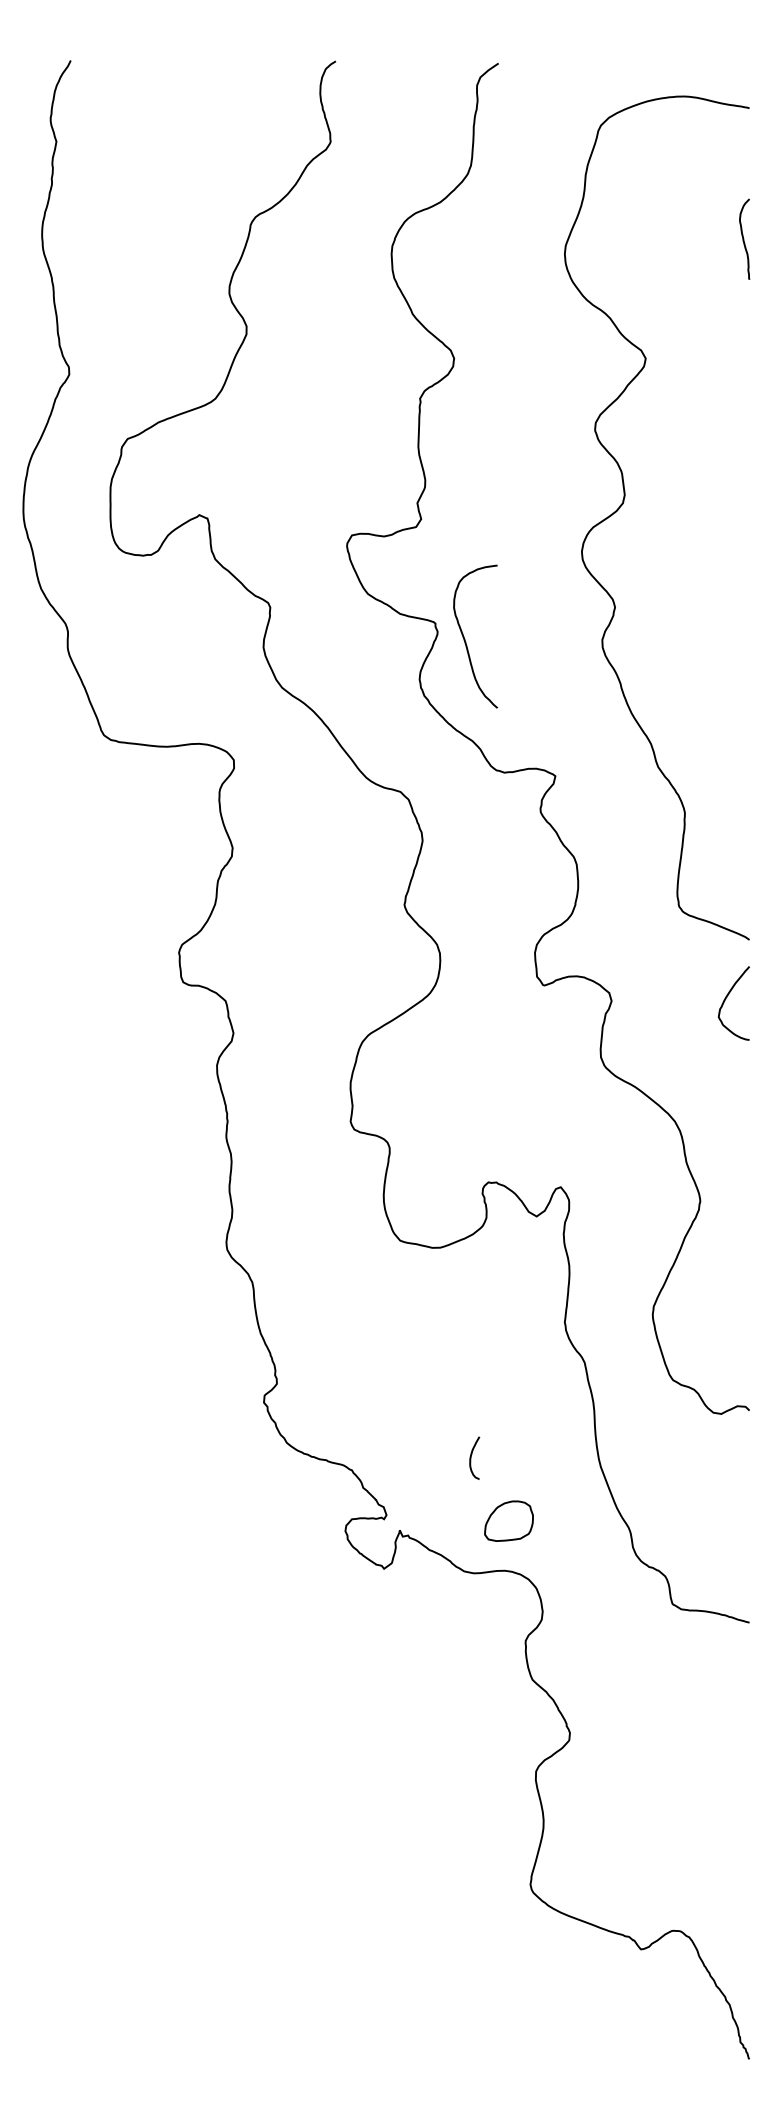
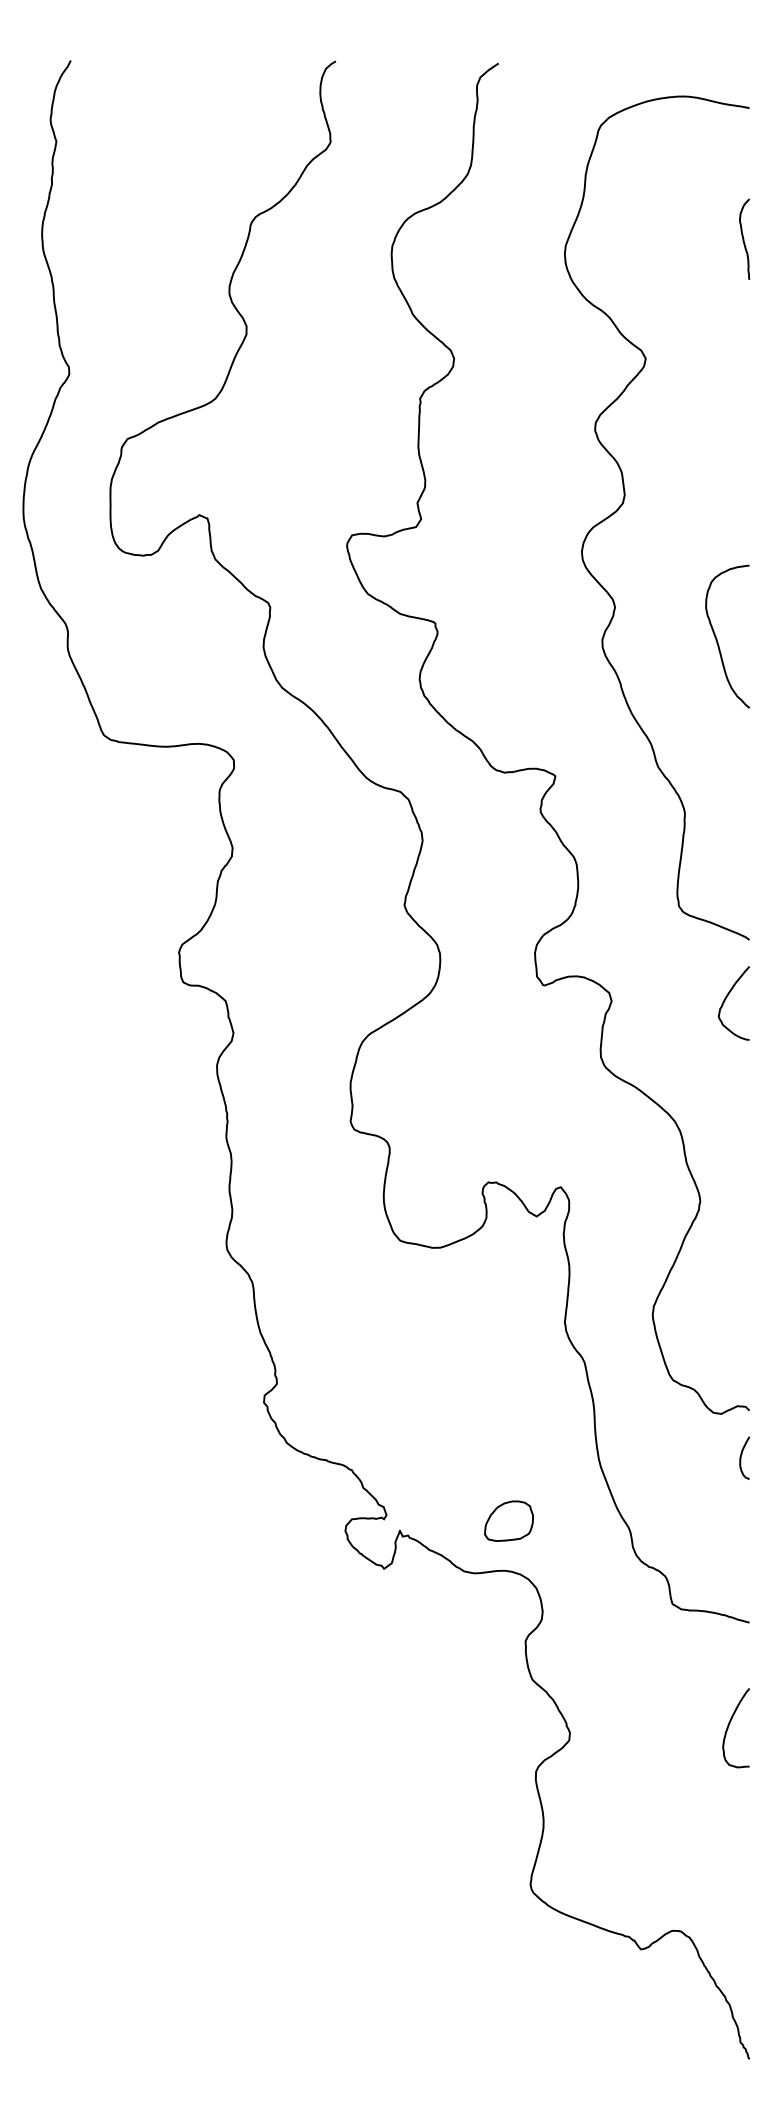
curve position: (465, 639) -> (717, 639) (717, 639)
curve position: (471, 1457) -> (741, 1457) (741, 1457)
curve: none -> present (729, 1726)
